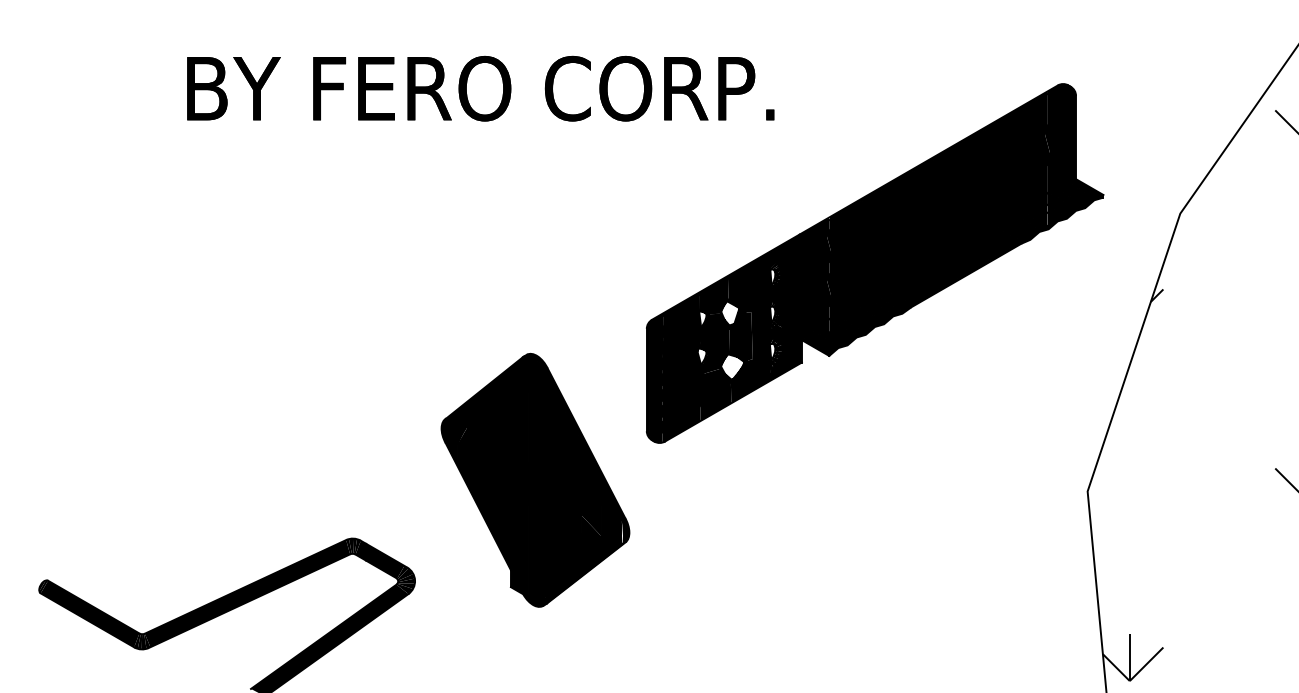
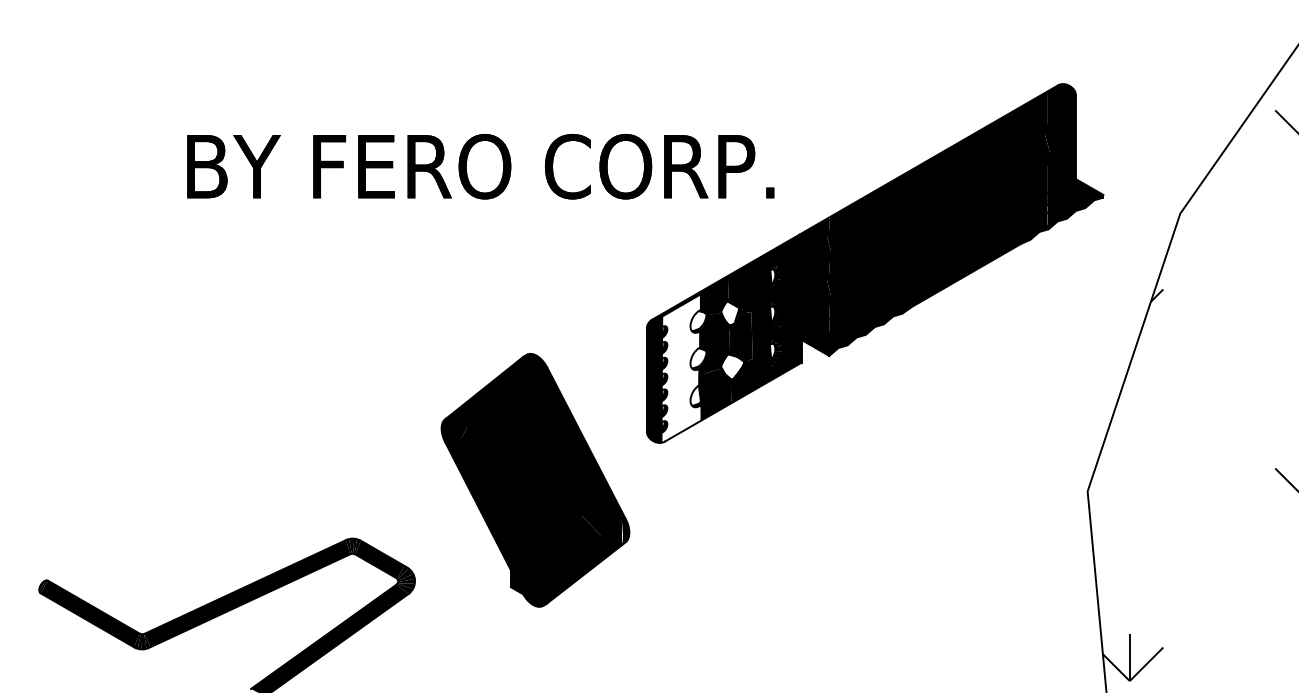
text position: (480, 88) -> (480, 166) (480, 166)
fill: present -> none (681, 368)
